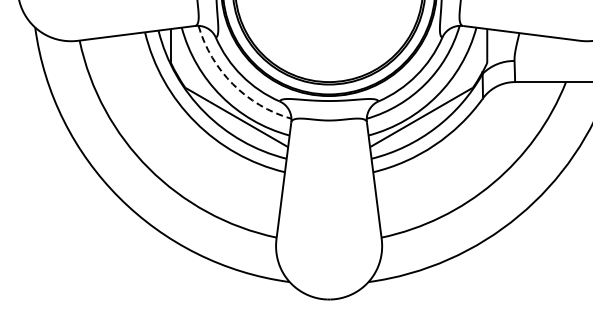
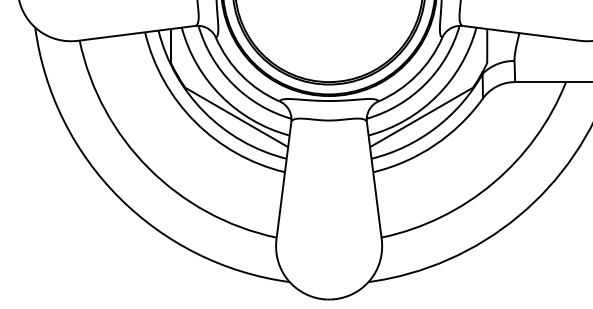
arc: dashed -> solid (233, 84)
